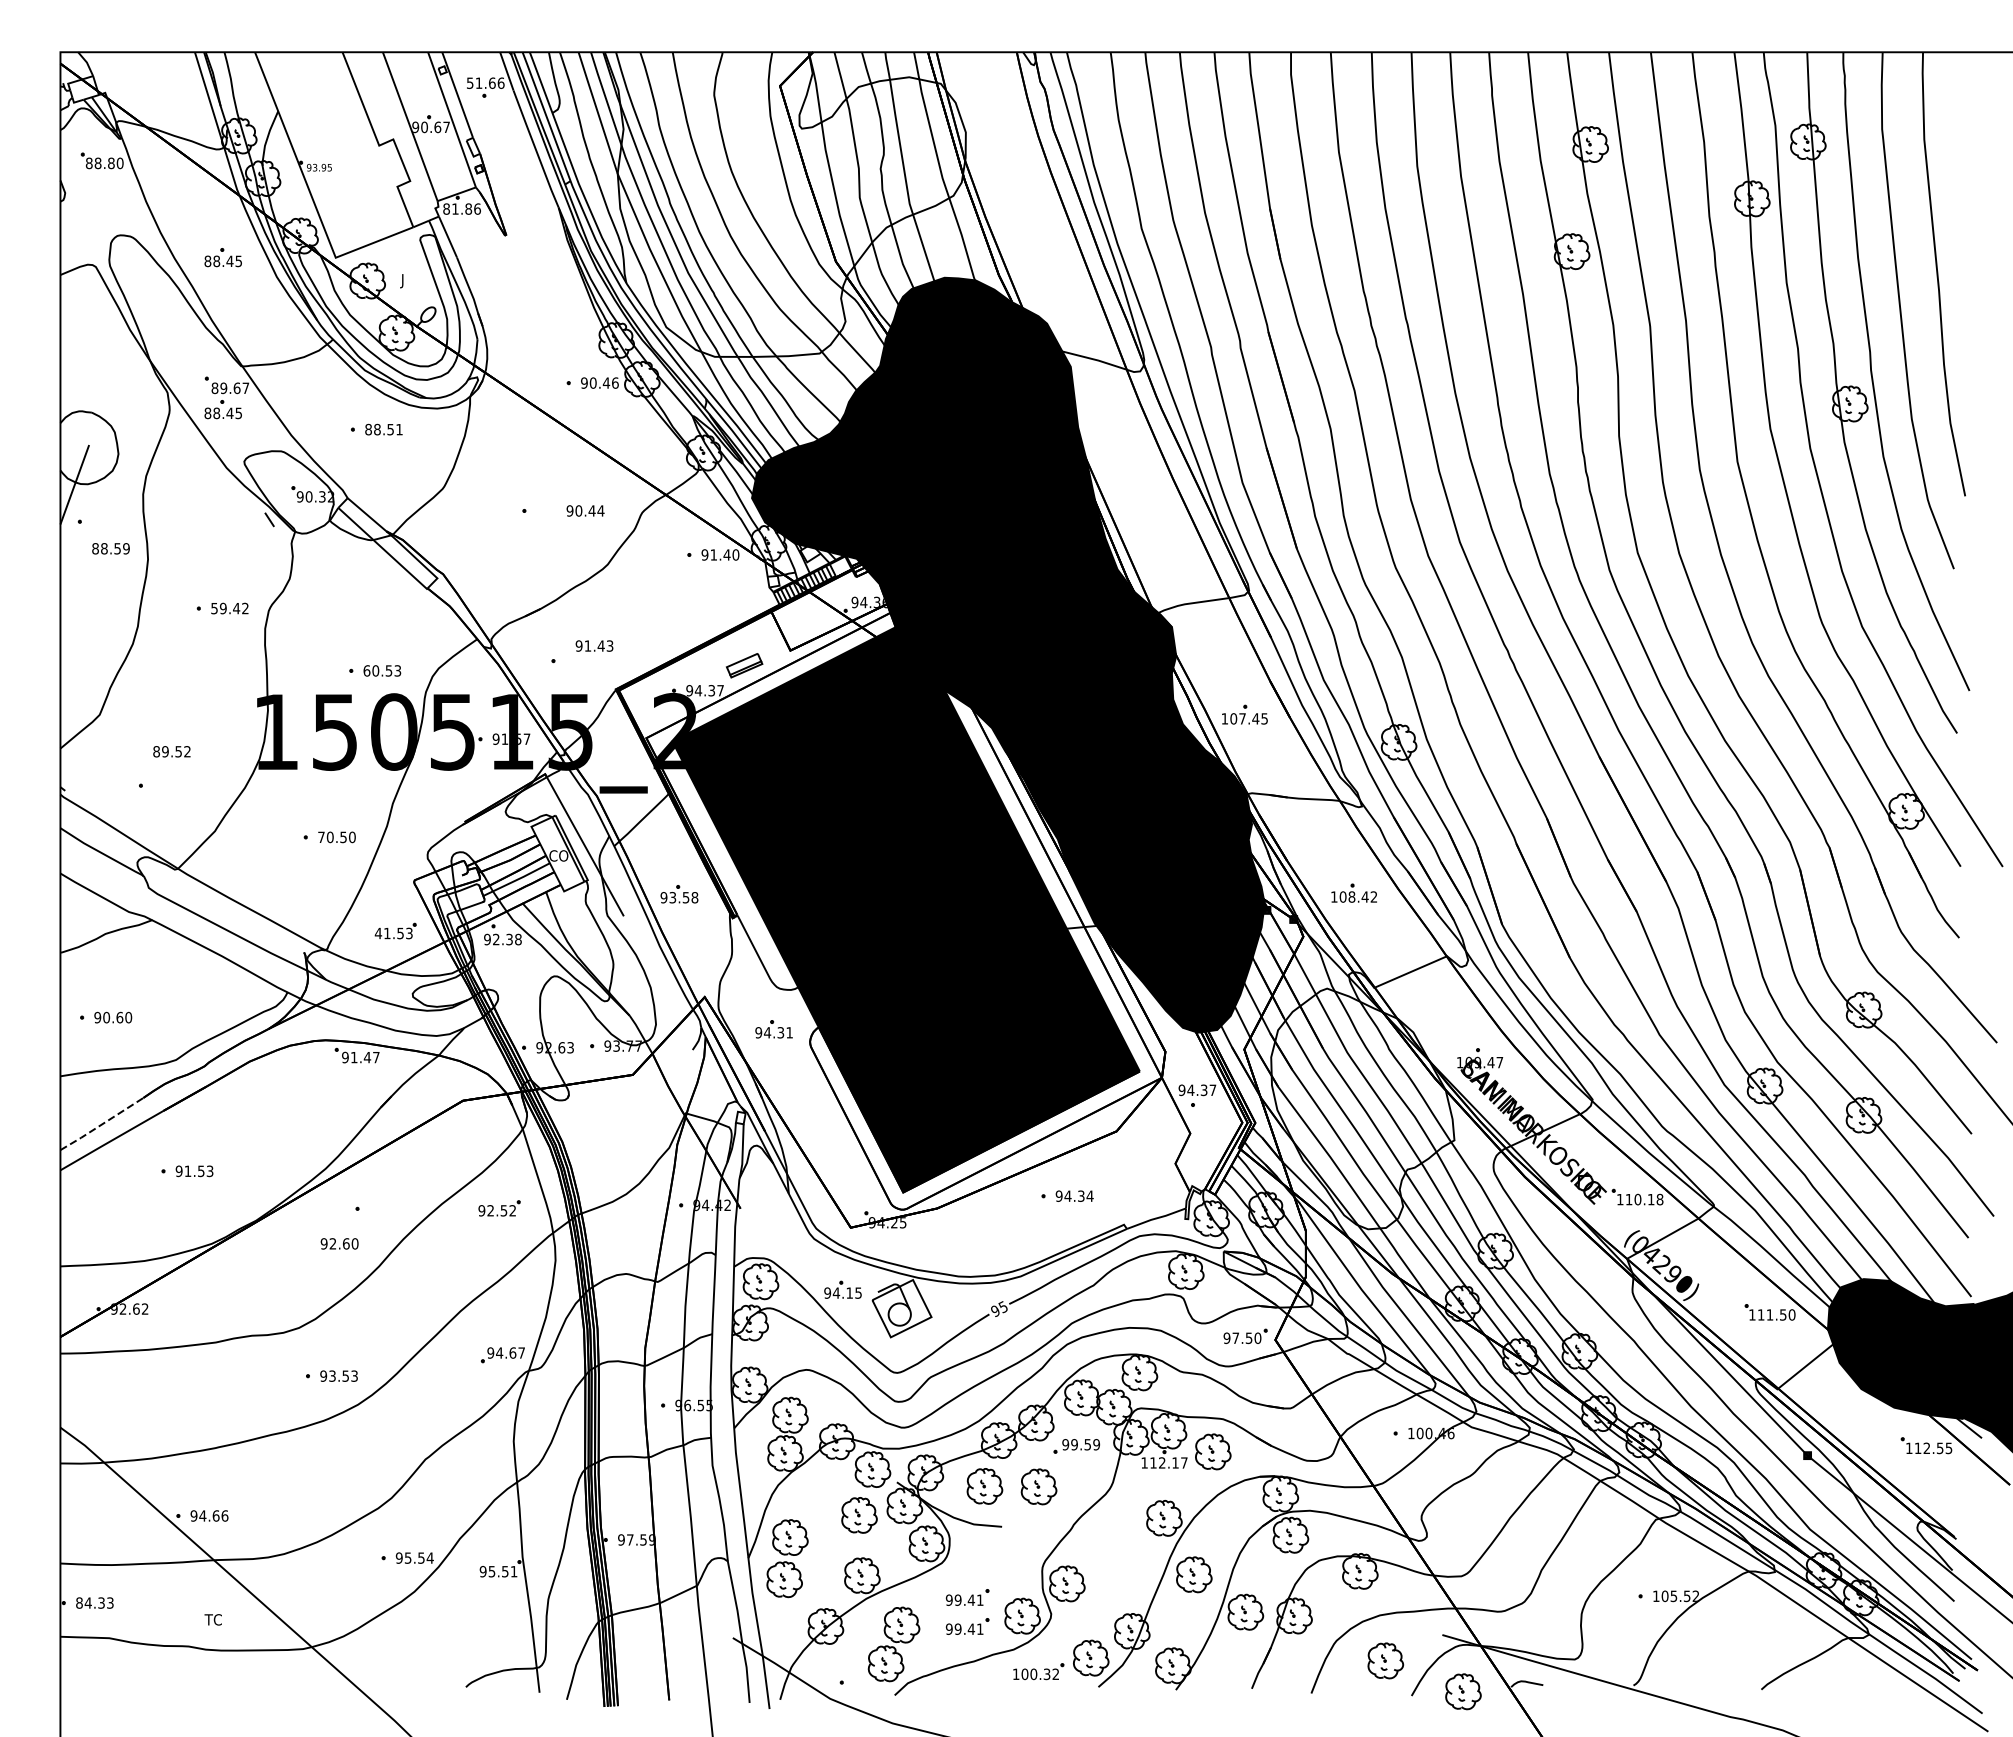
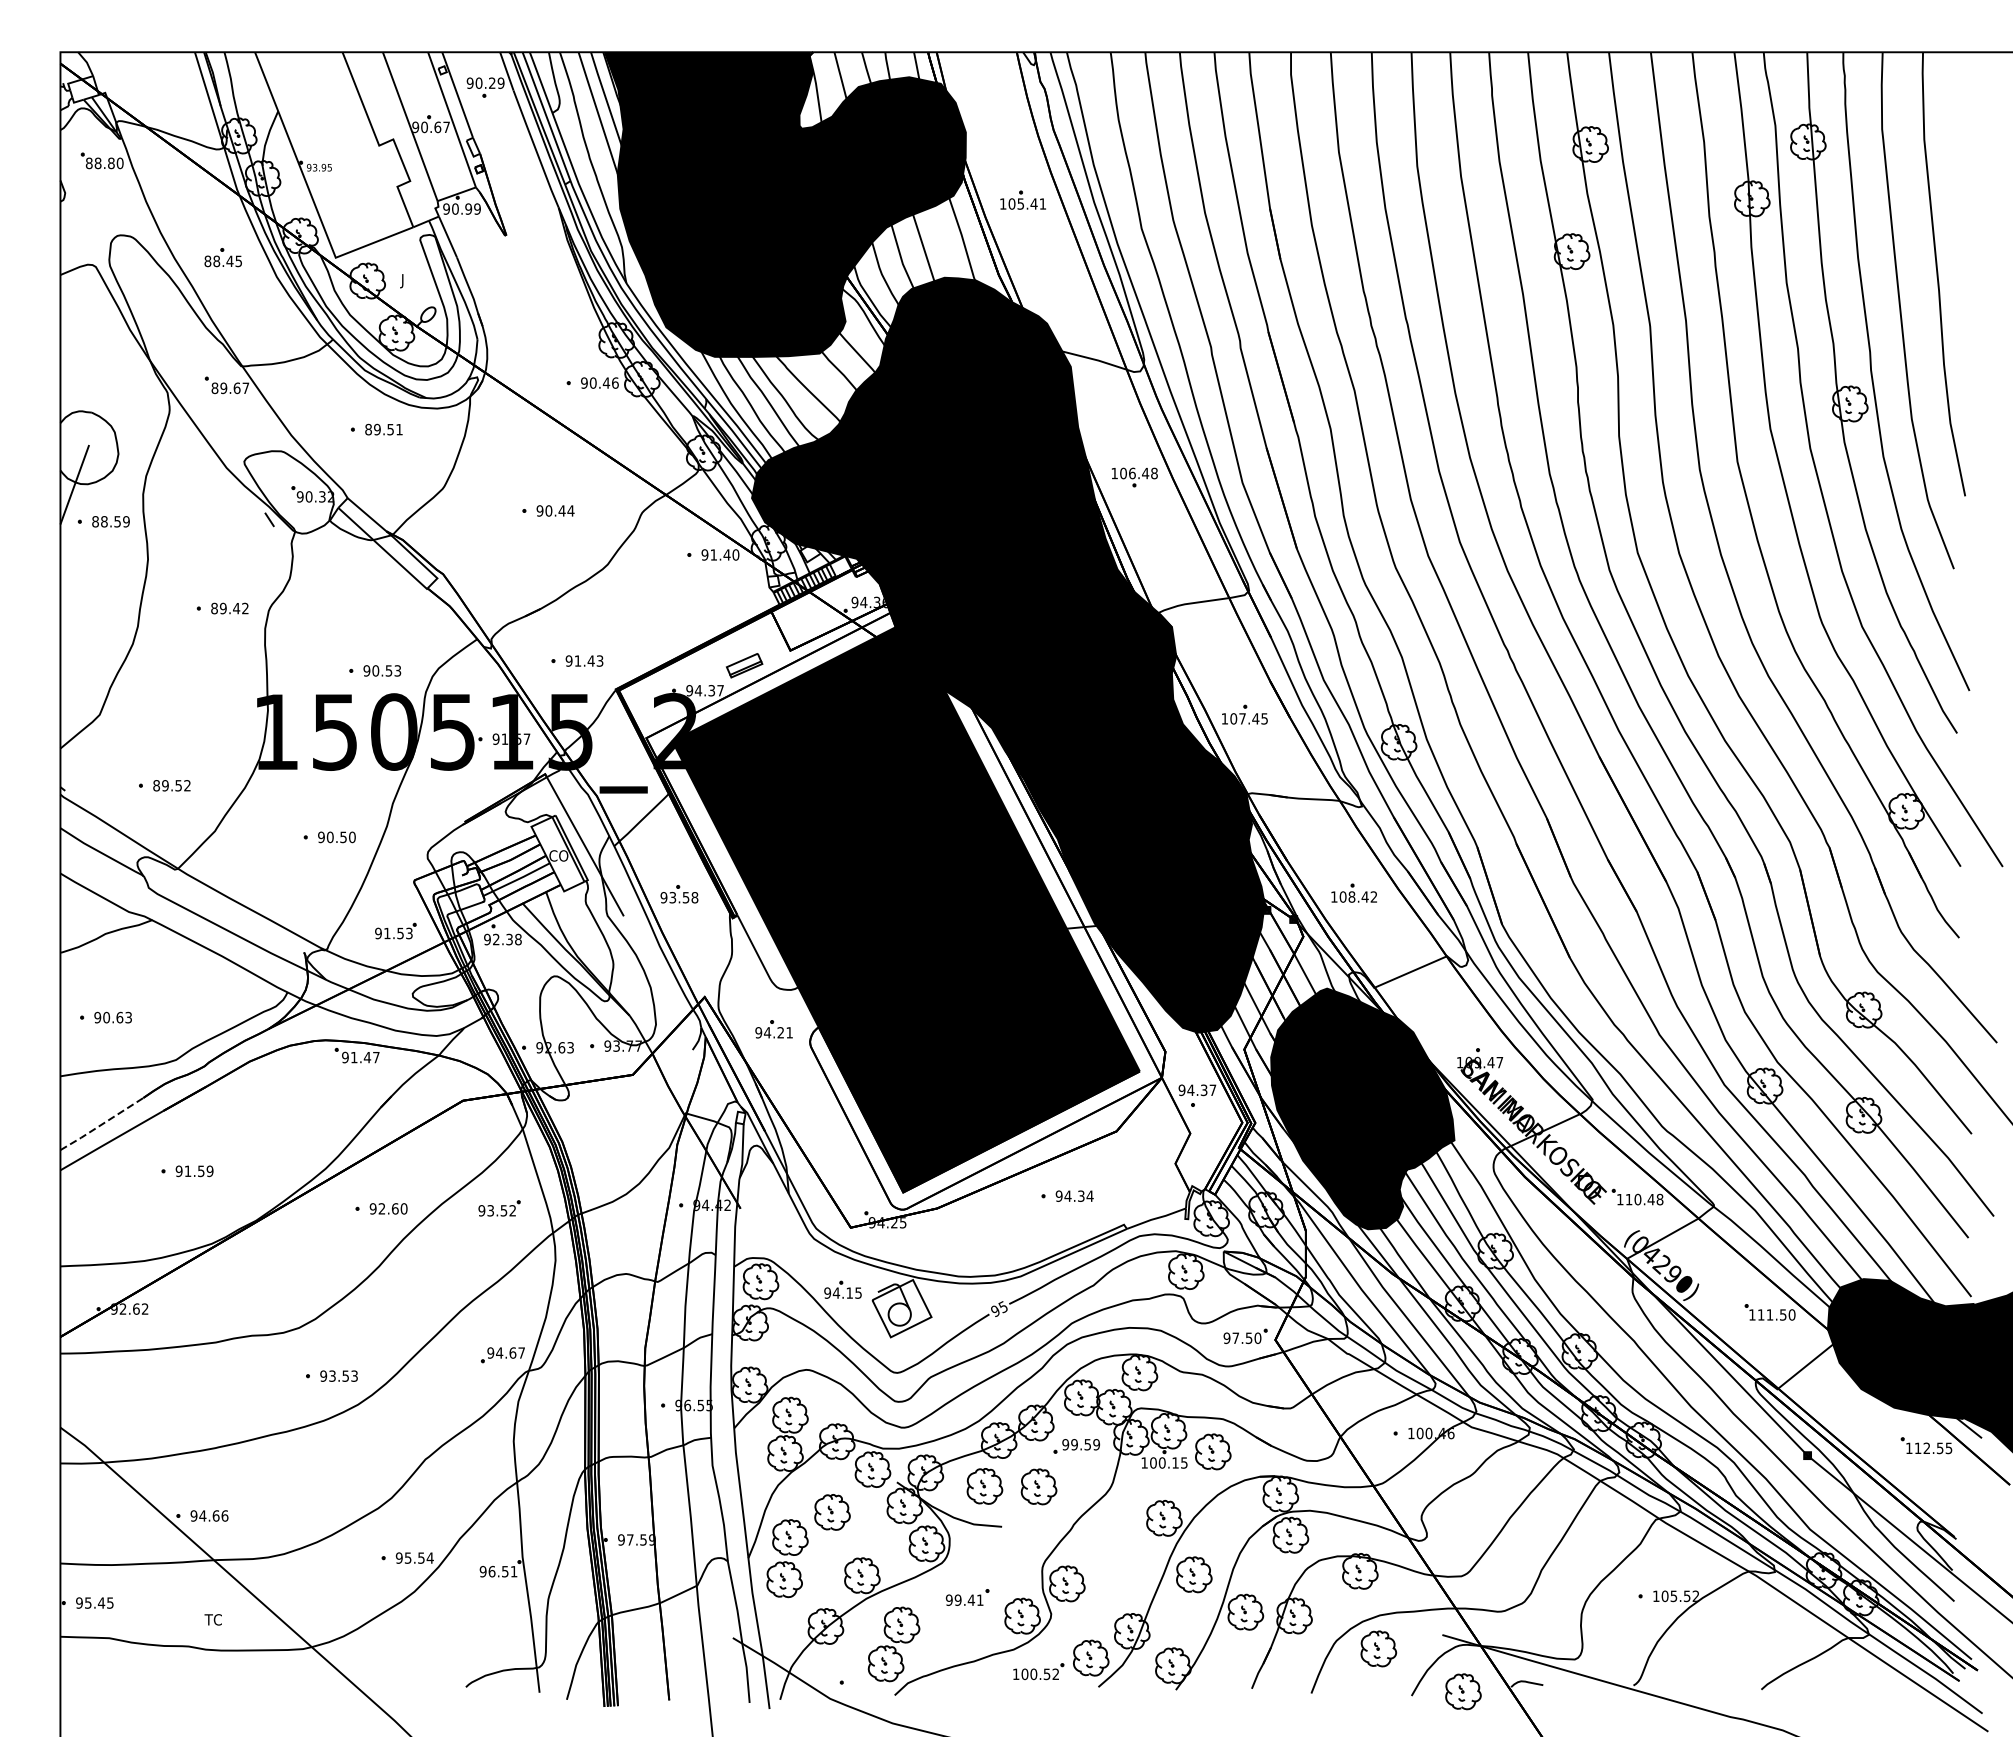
text: 51.66 -> 90.29 (485, 82)
part: none -> present (1022, 199)
fill: none -> present (784, 204)
text: 81.86 -> 90.99 (461, 208)
part: present -> none (222, 409)
text: 88.51 -> 89.51 (377, 429)
part: none -> present (1134, 477)
text position: (585, 510) -> (555, 510) (555, 510)
text position: (110, 548) -> (110, 521) (110, 521)
text: 59.42 -> 89.42 (214, 608)
text position: (594, 645) -> (584, 660) (584, 660)
text: 60.53 -> 90.53 (366, 670)
text position: (171, 751) -> (171, 785) (171, 785)
text: 70.50 -> 90.50 (321, 837)
text: 41.53 -> 91.53 (378, 933)
text: 90.60 -> 90.63 (128, 1017)
text: 94.31 -> 94.21 (780, 1032)
fill: none -> present (1362, 1108)
text: 91.53 -> 91.59 (209, 1170)
text: 110.18 -> 110.48 (1650, 1199)
text: 92.52 -> 93.52 (490, 1210)
text position: (339, 1243) -> (388, 1208) (388, 1208)
text: 112.17 -> 100.15 (1168, 1462)
part position: (859, 1515) -> (832, 1512) (832, 1512)
text: 95.51 -> 96.51 (491, 1571)
text: 84.33 -> 95.45 (94, 1602)
part: present -> none (967, 1626)
part position: (1385, 1660) -> (1378, 1648) (1378, 1648)
text: 100.32 -> 100.52 (1047, 1673)
